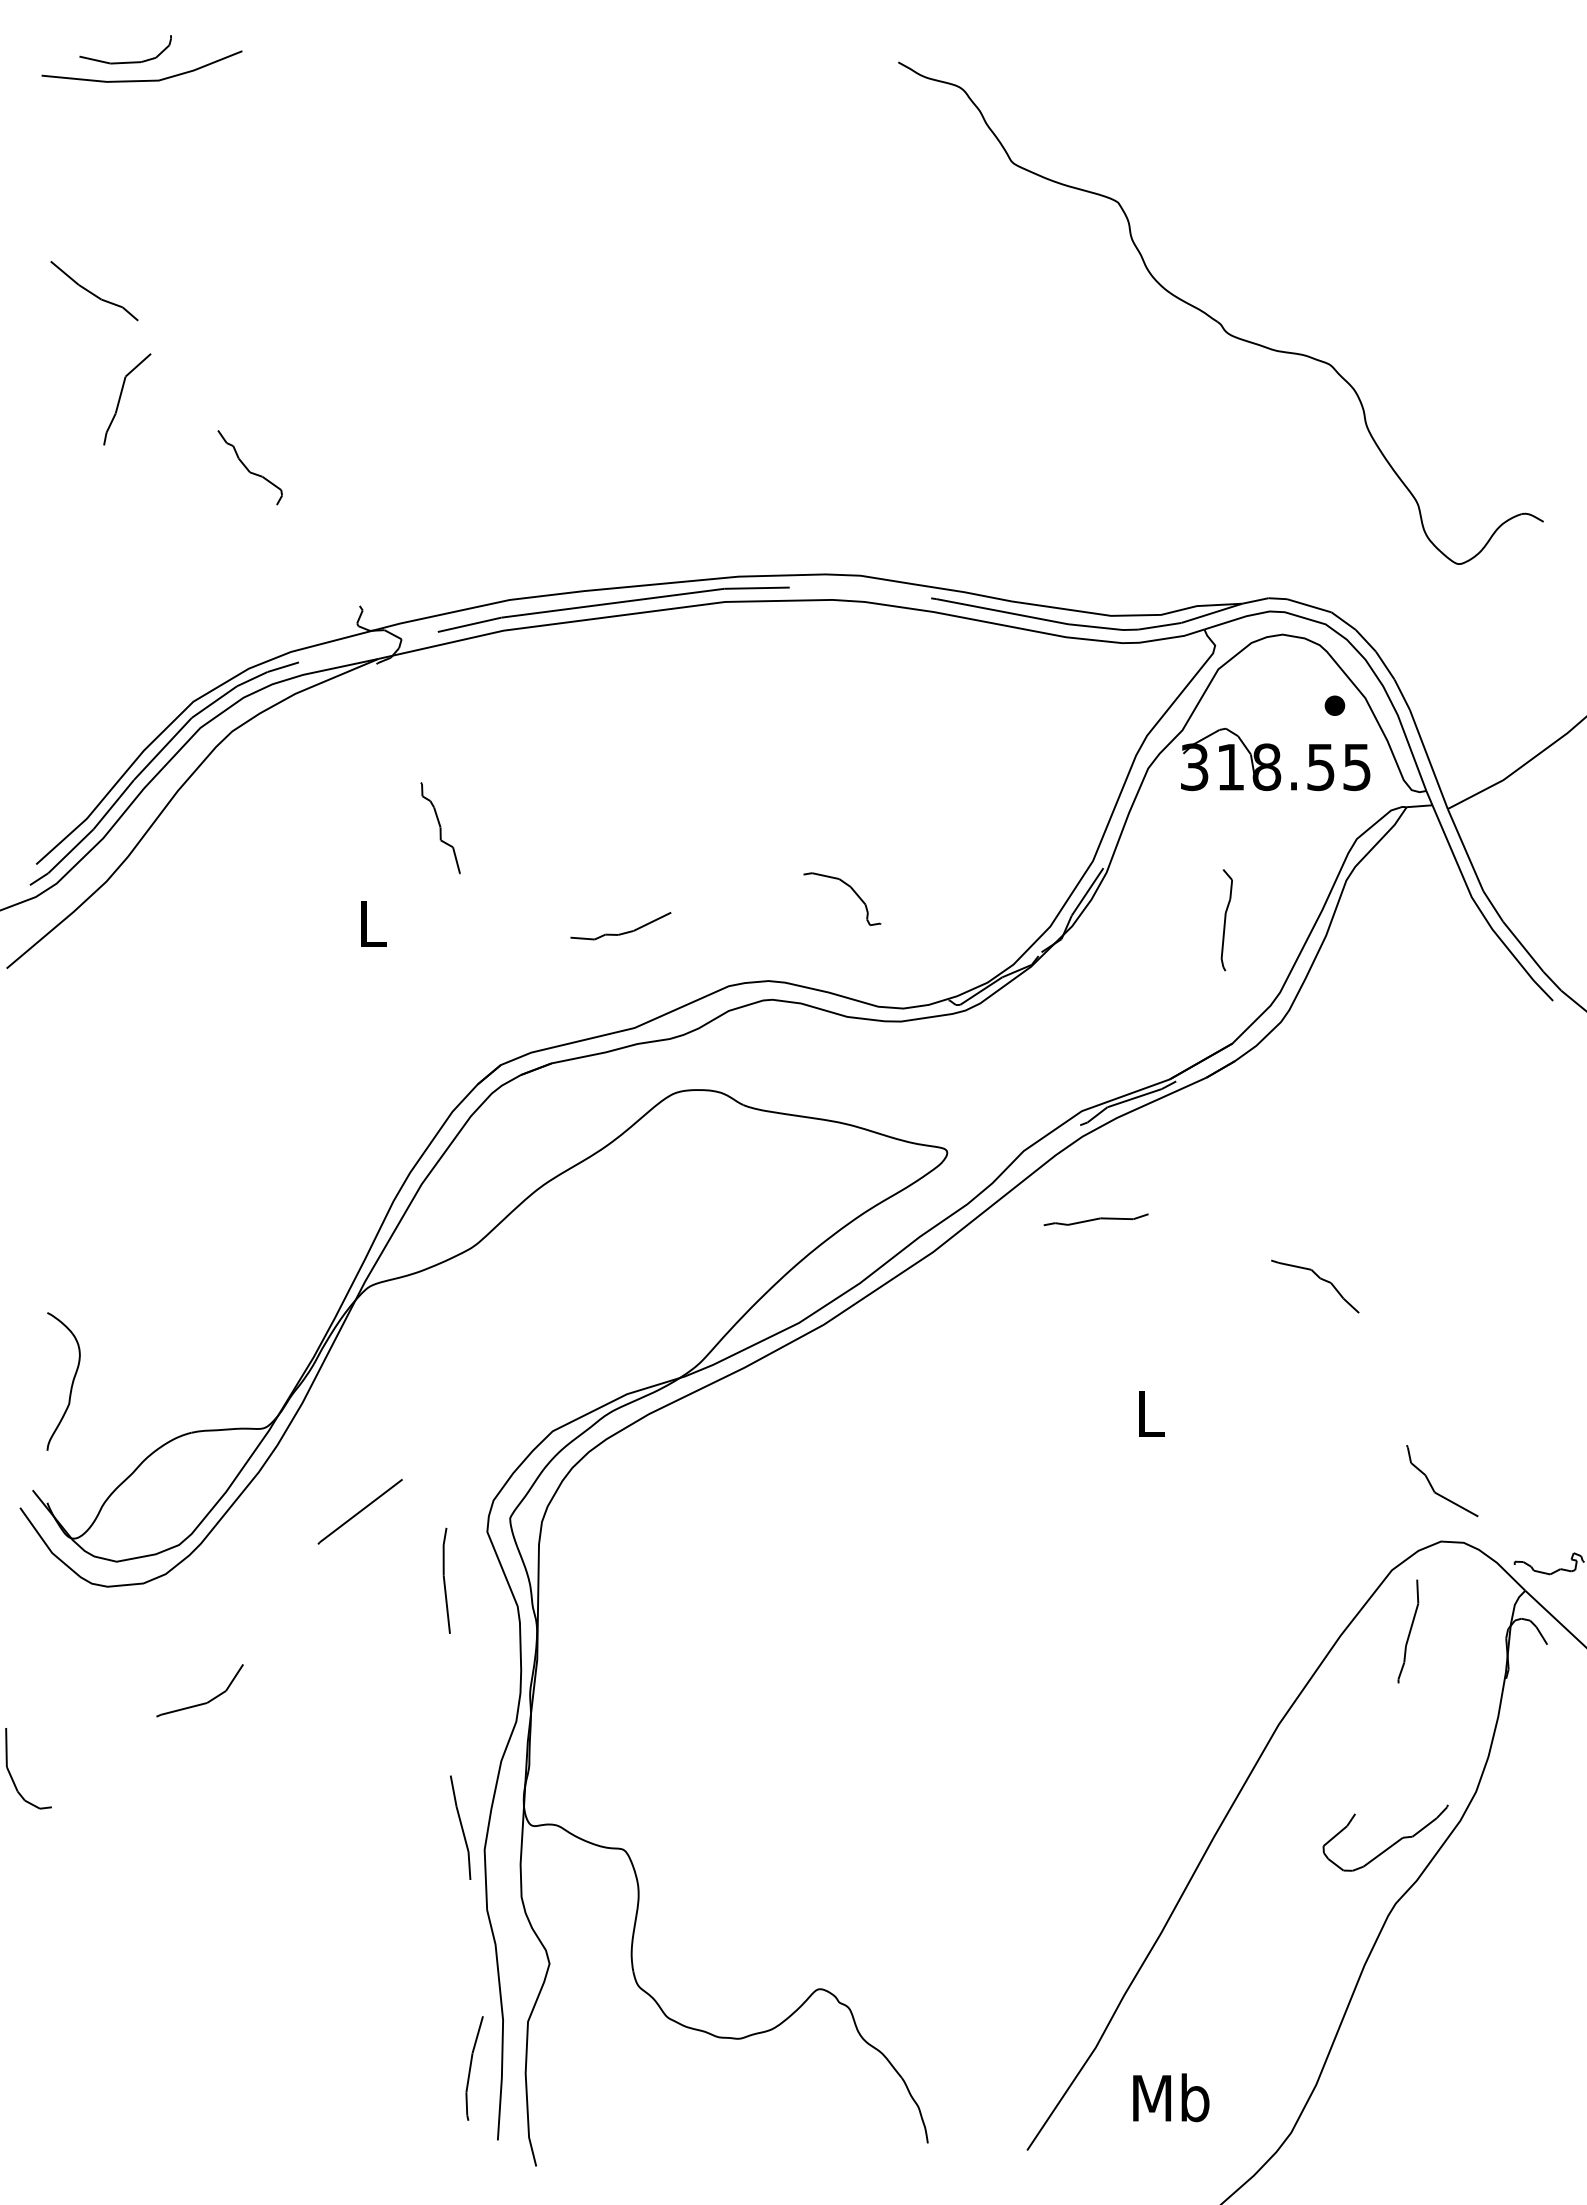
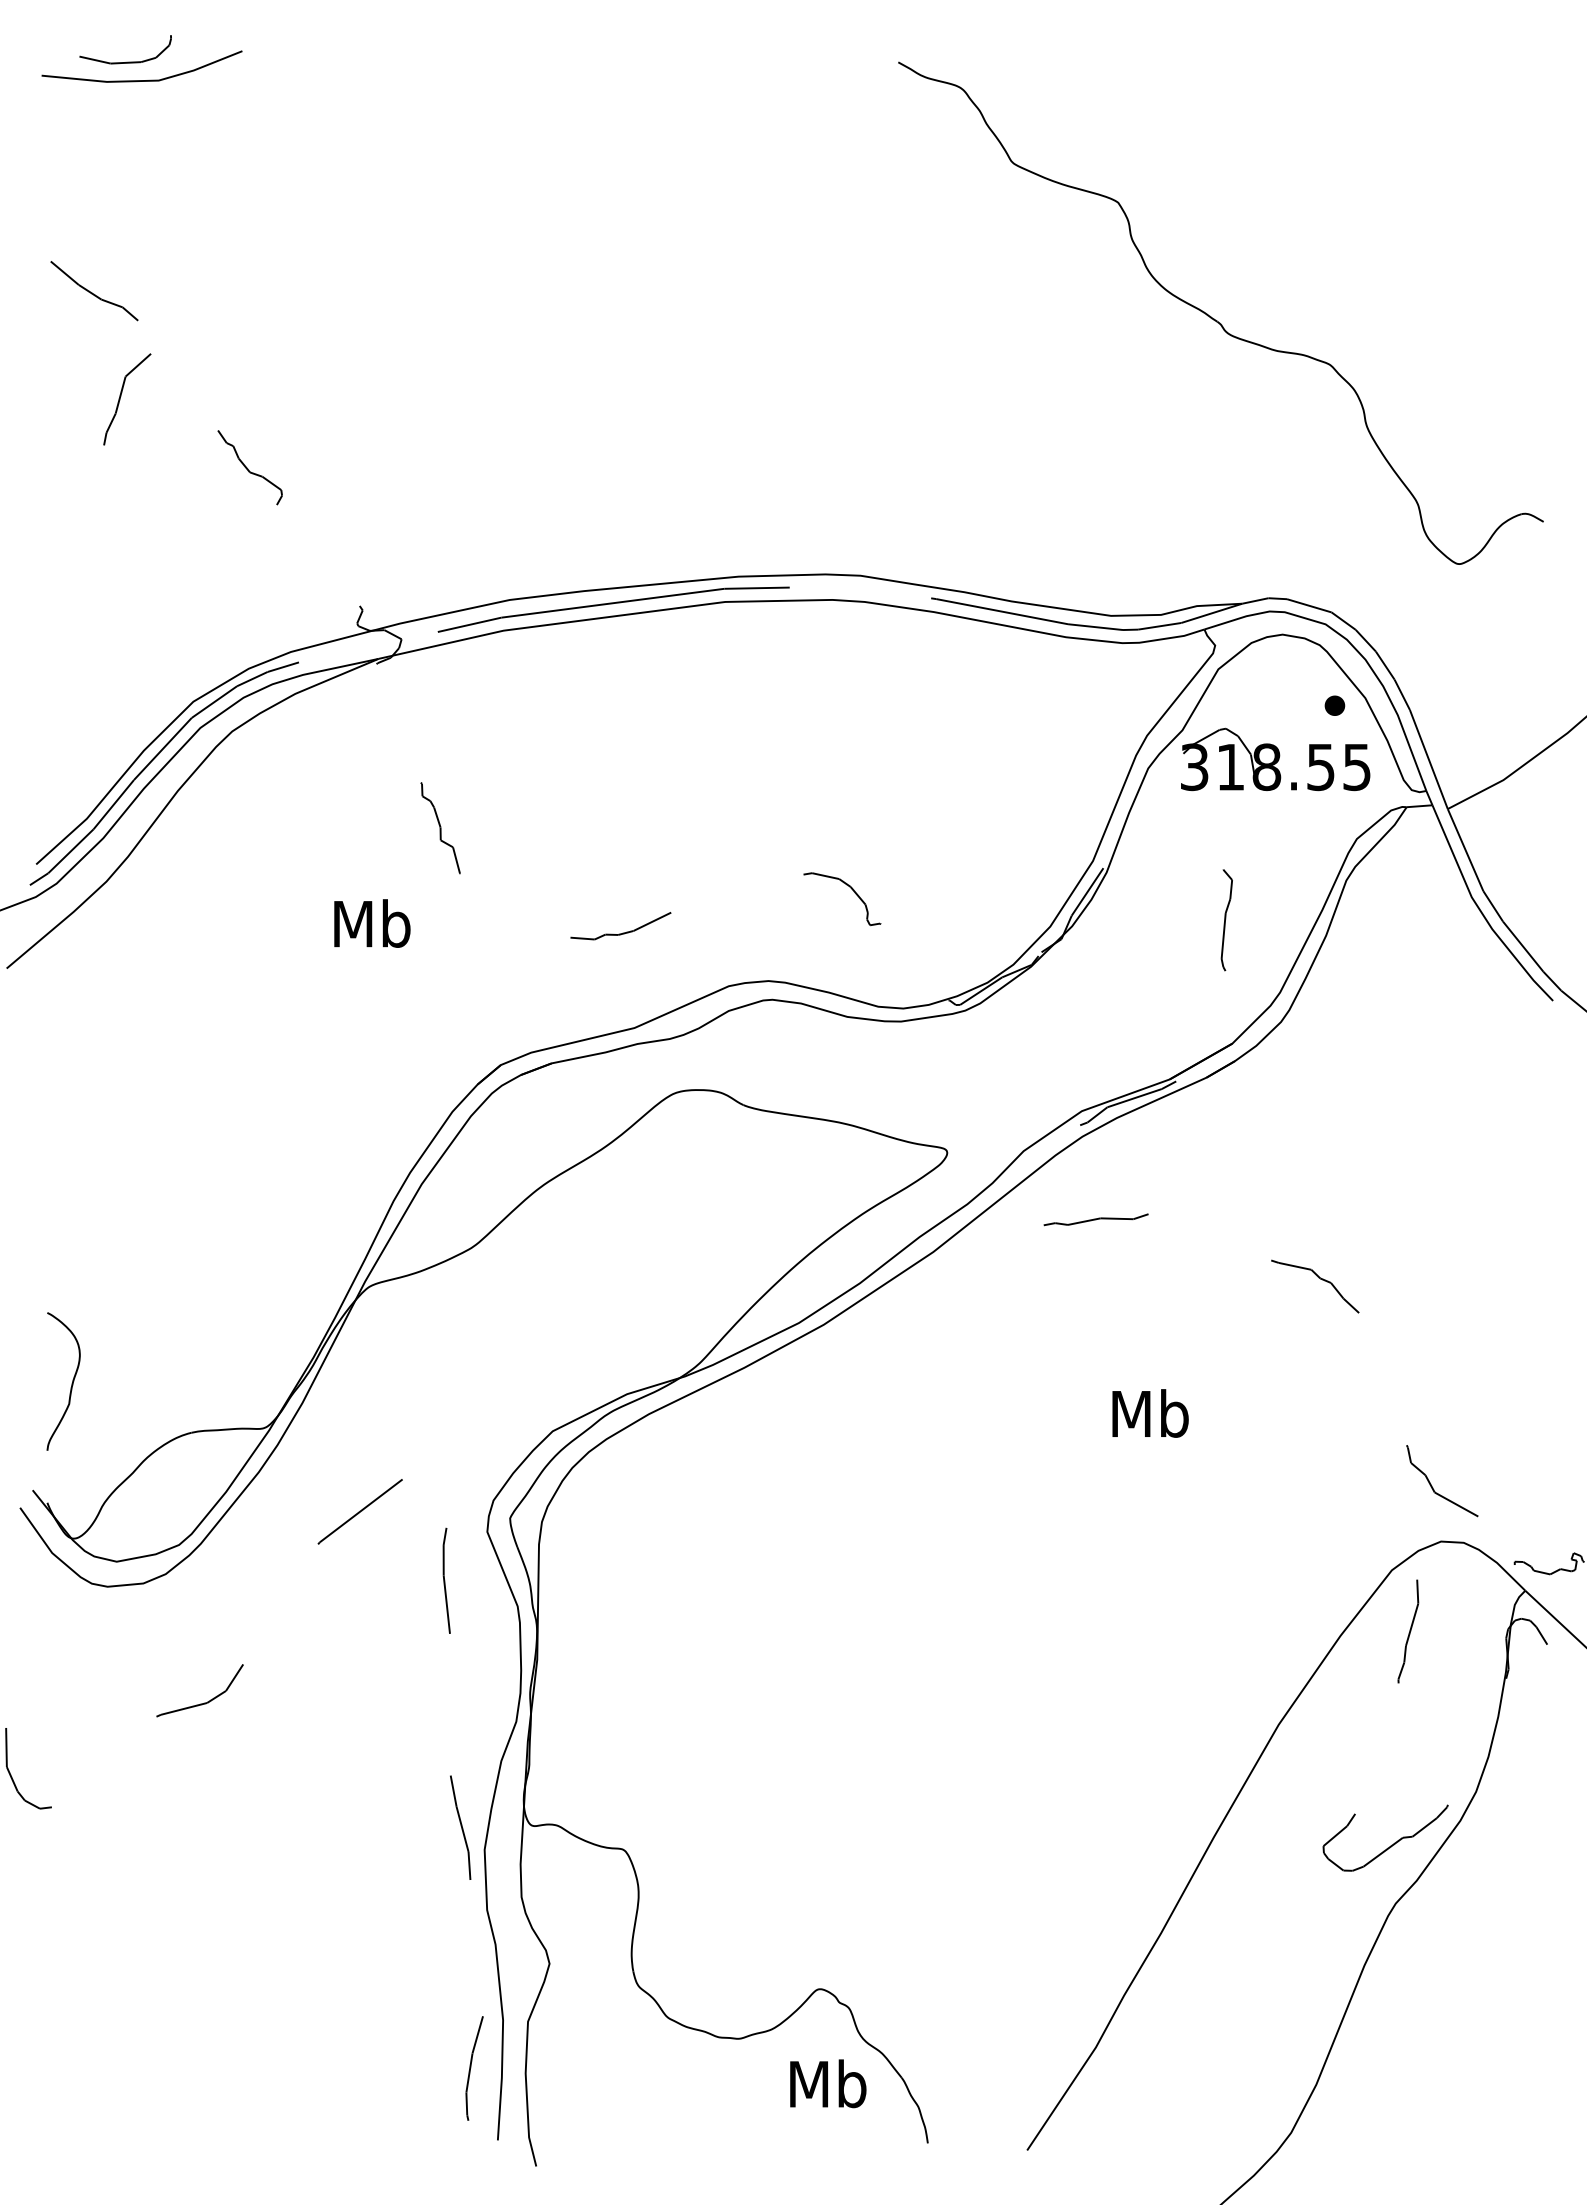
text: L -> Mb (372, 923)
text: L -> Mb (1150, 1413)
text position: (1171, 2097) -> (828, 2083) (828, 2083)
